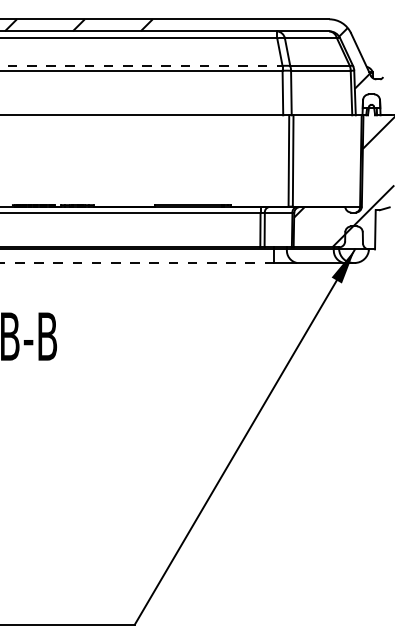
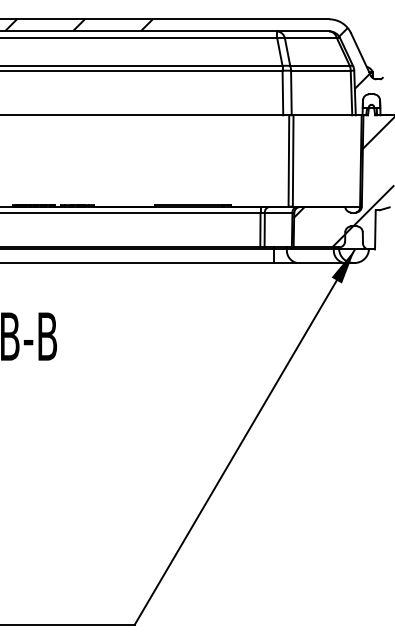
line: dashed -> solid (141, 66)
line: dashed -> solid (137, 263)
